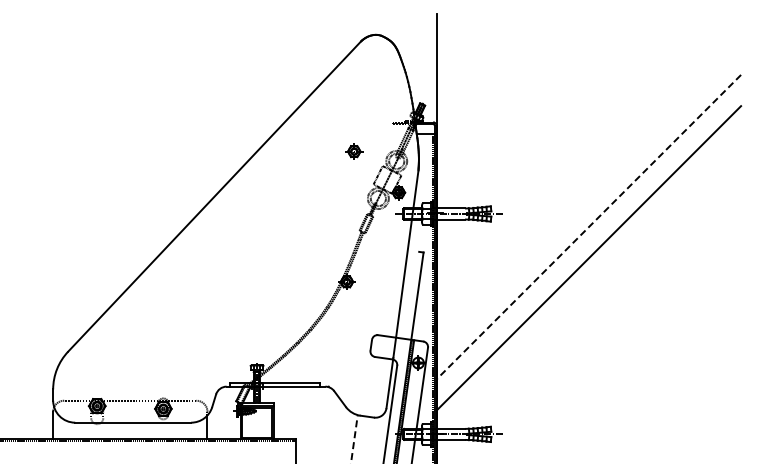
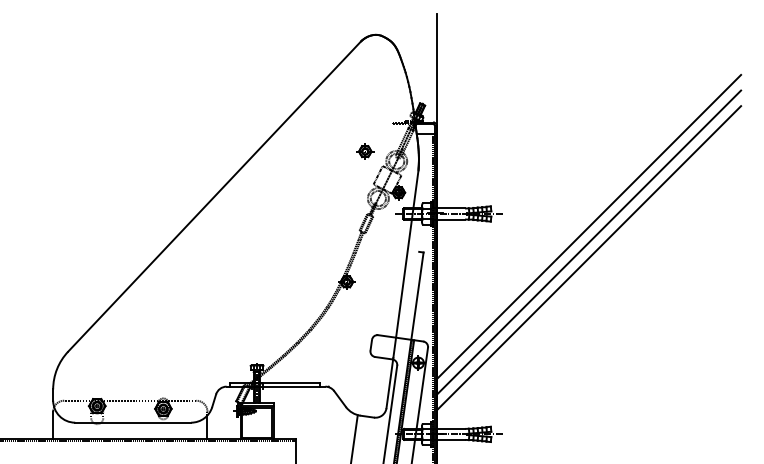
part position: (354, 151) -> (365, 151) (365, 151)
line: dashed -> solid (588, 227)
line: none -> present (588, 242)
line: dashed -> solid (354, 438)
